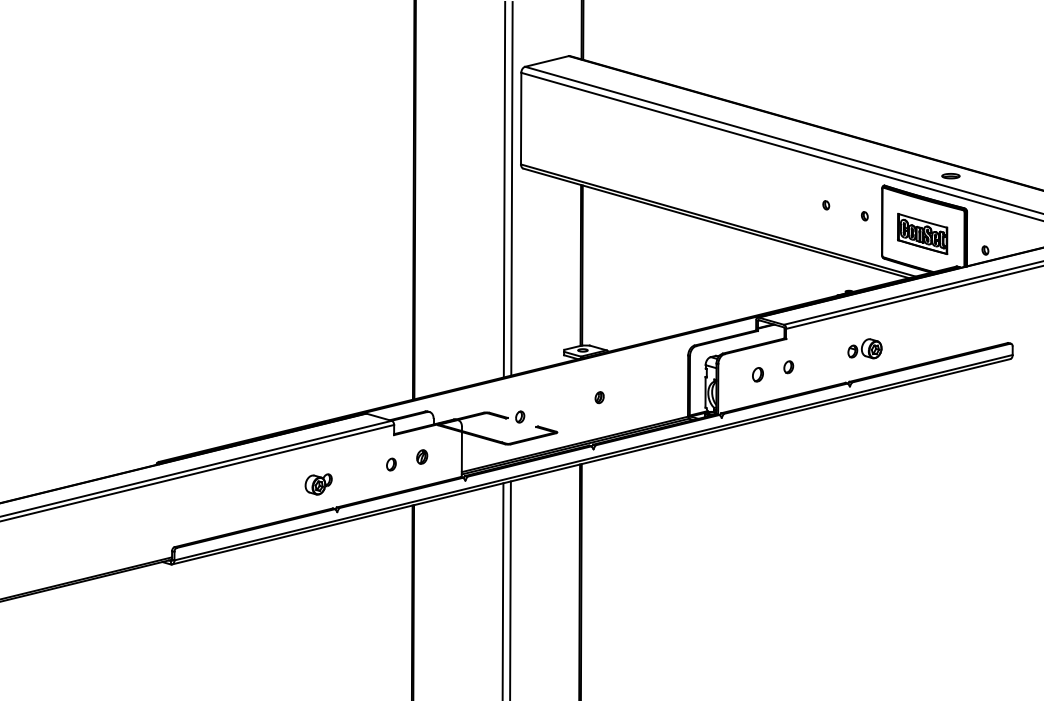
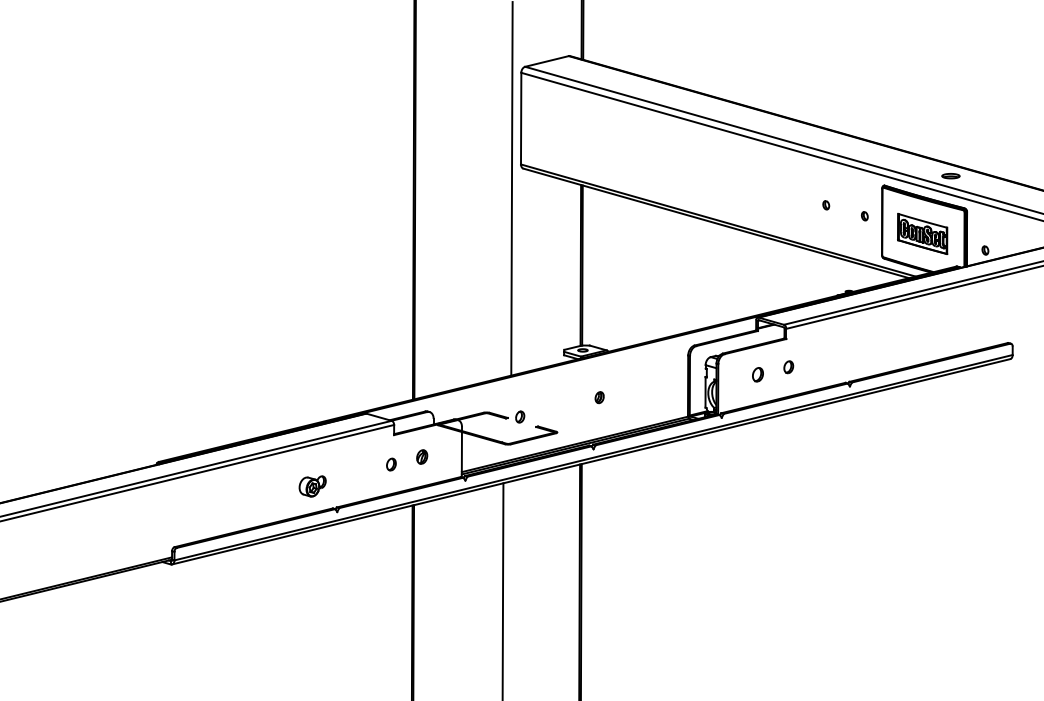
line: present -> none (504, 189)
part: present -> none (864, 348)
part position: (318, 484) -> (312, 486) (312, 486)
line: present -> none (510, 589)
